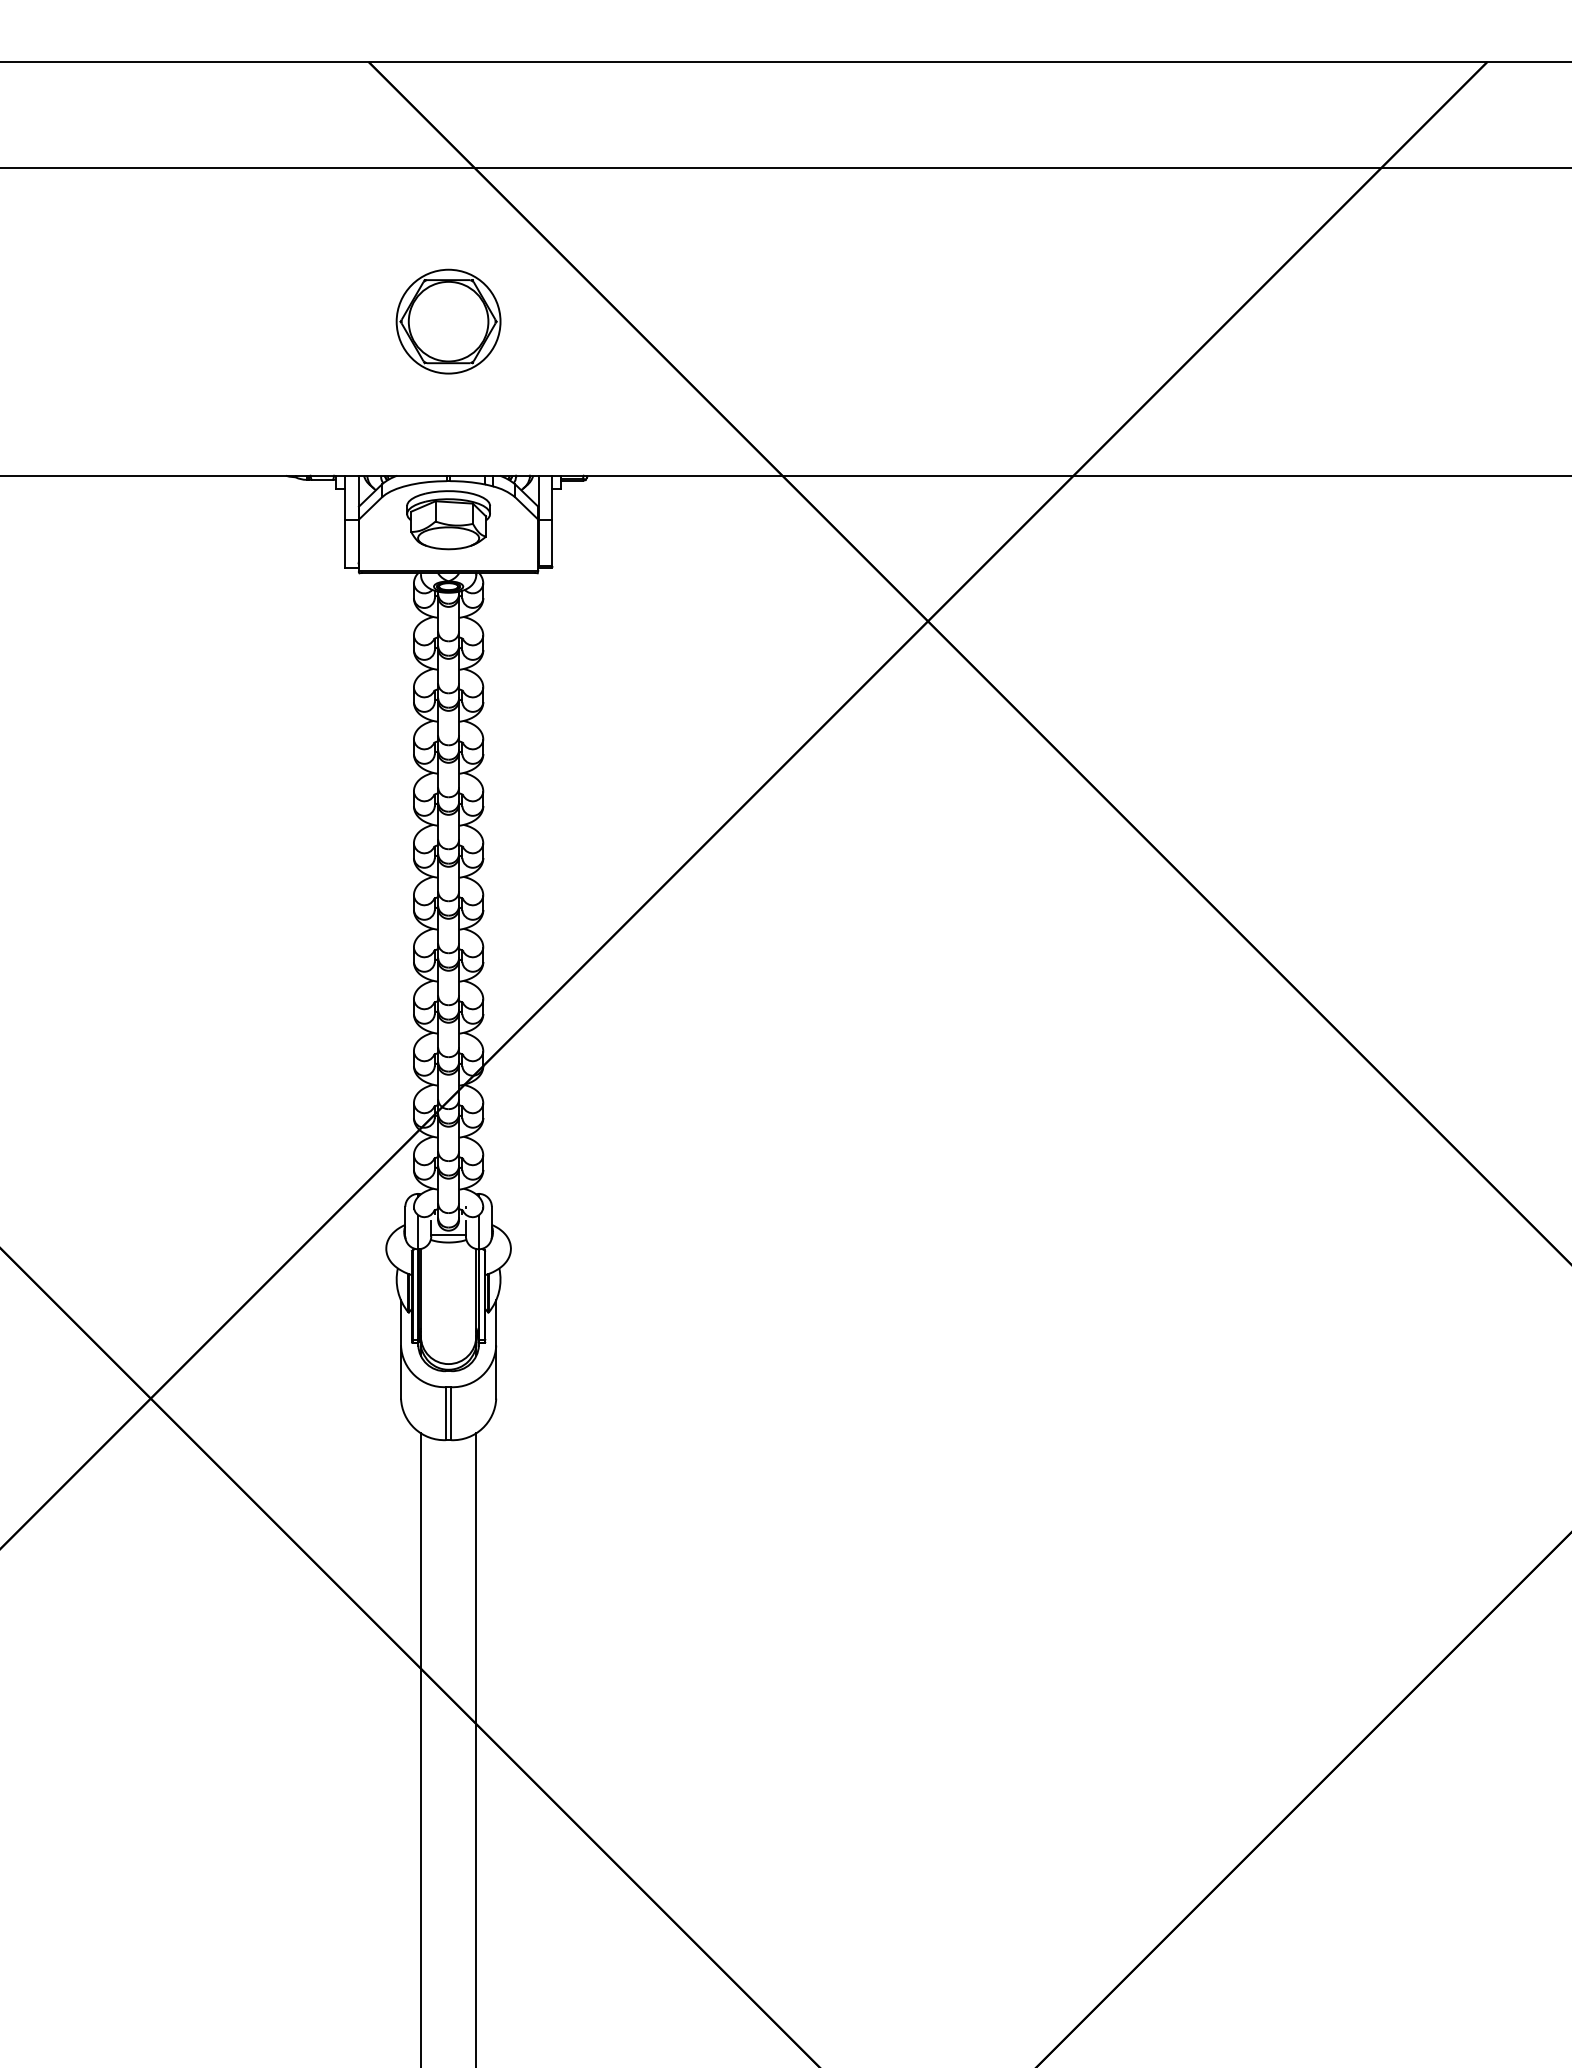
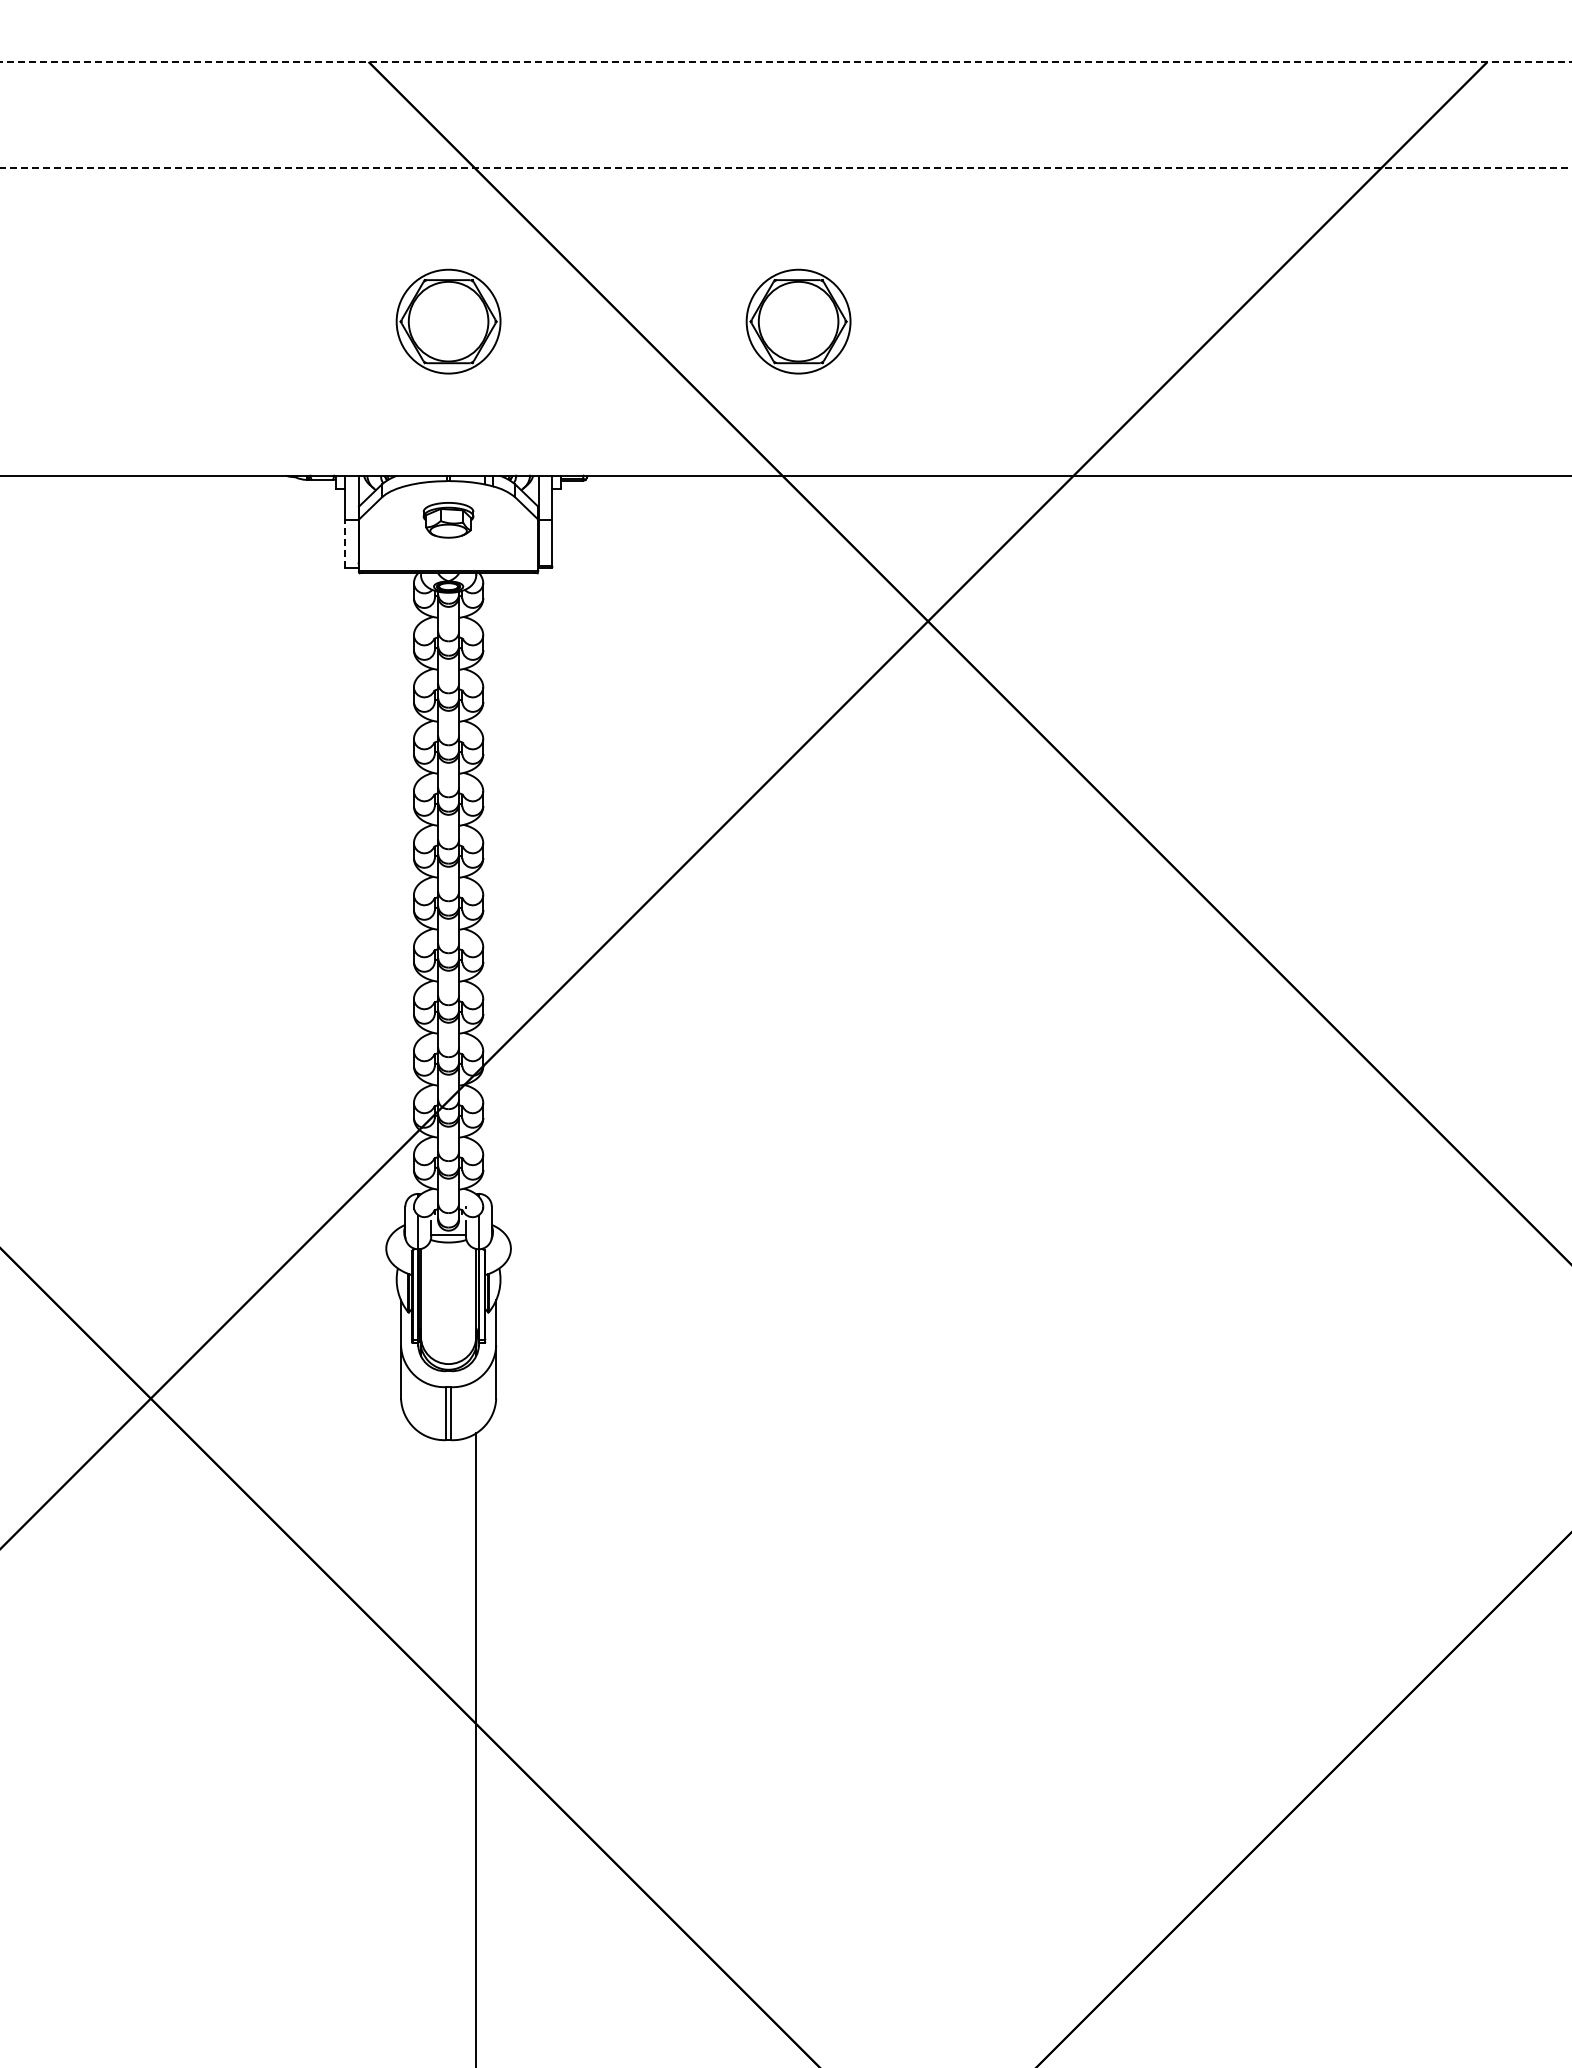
line: solid -> dashed (785, 62)
line: solid -> dashed (786, 167)
part: none -> present (798, 321)
part size: 85x61 px -> 53x37 px (448, 520)
line: solid -> dashed (344, 543)
line: present -> none (420, 1748)
